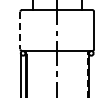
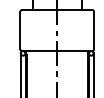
line: dashed -> solid (20, 30)
line: none -> present (93, 73)
line: dashed -> solid (87, 76)
